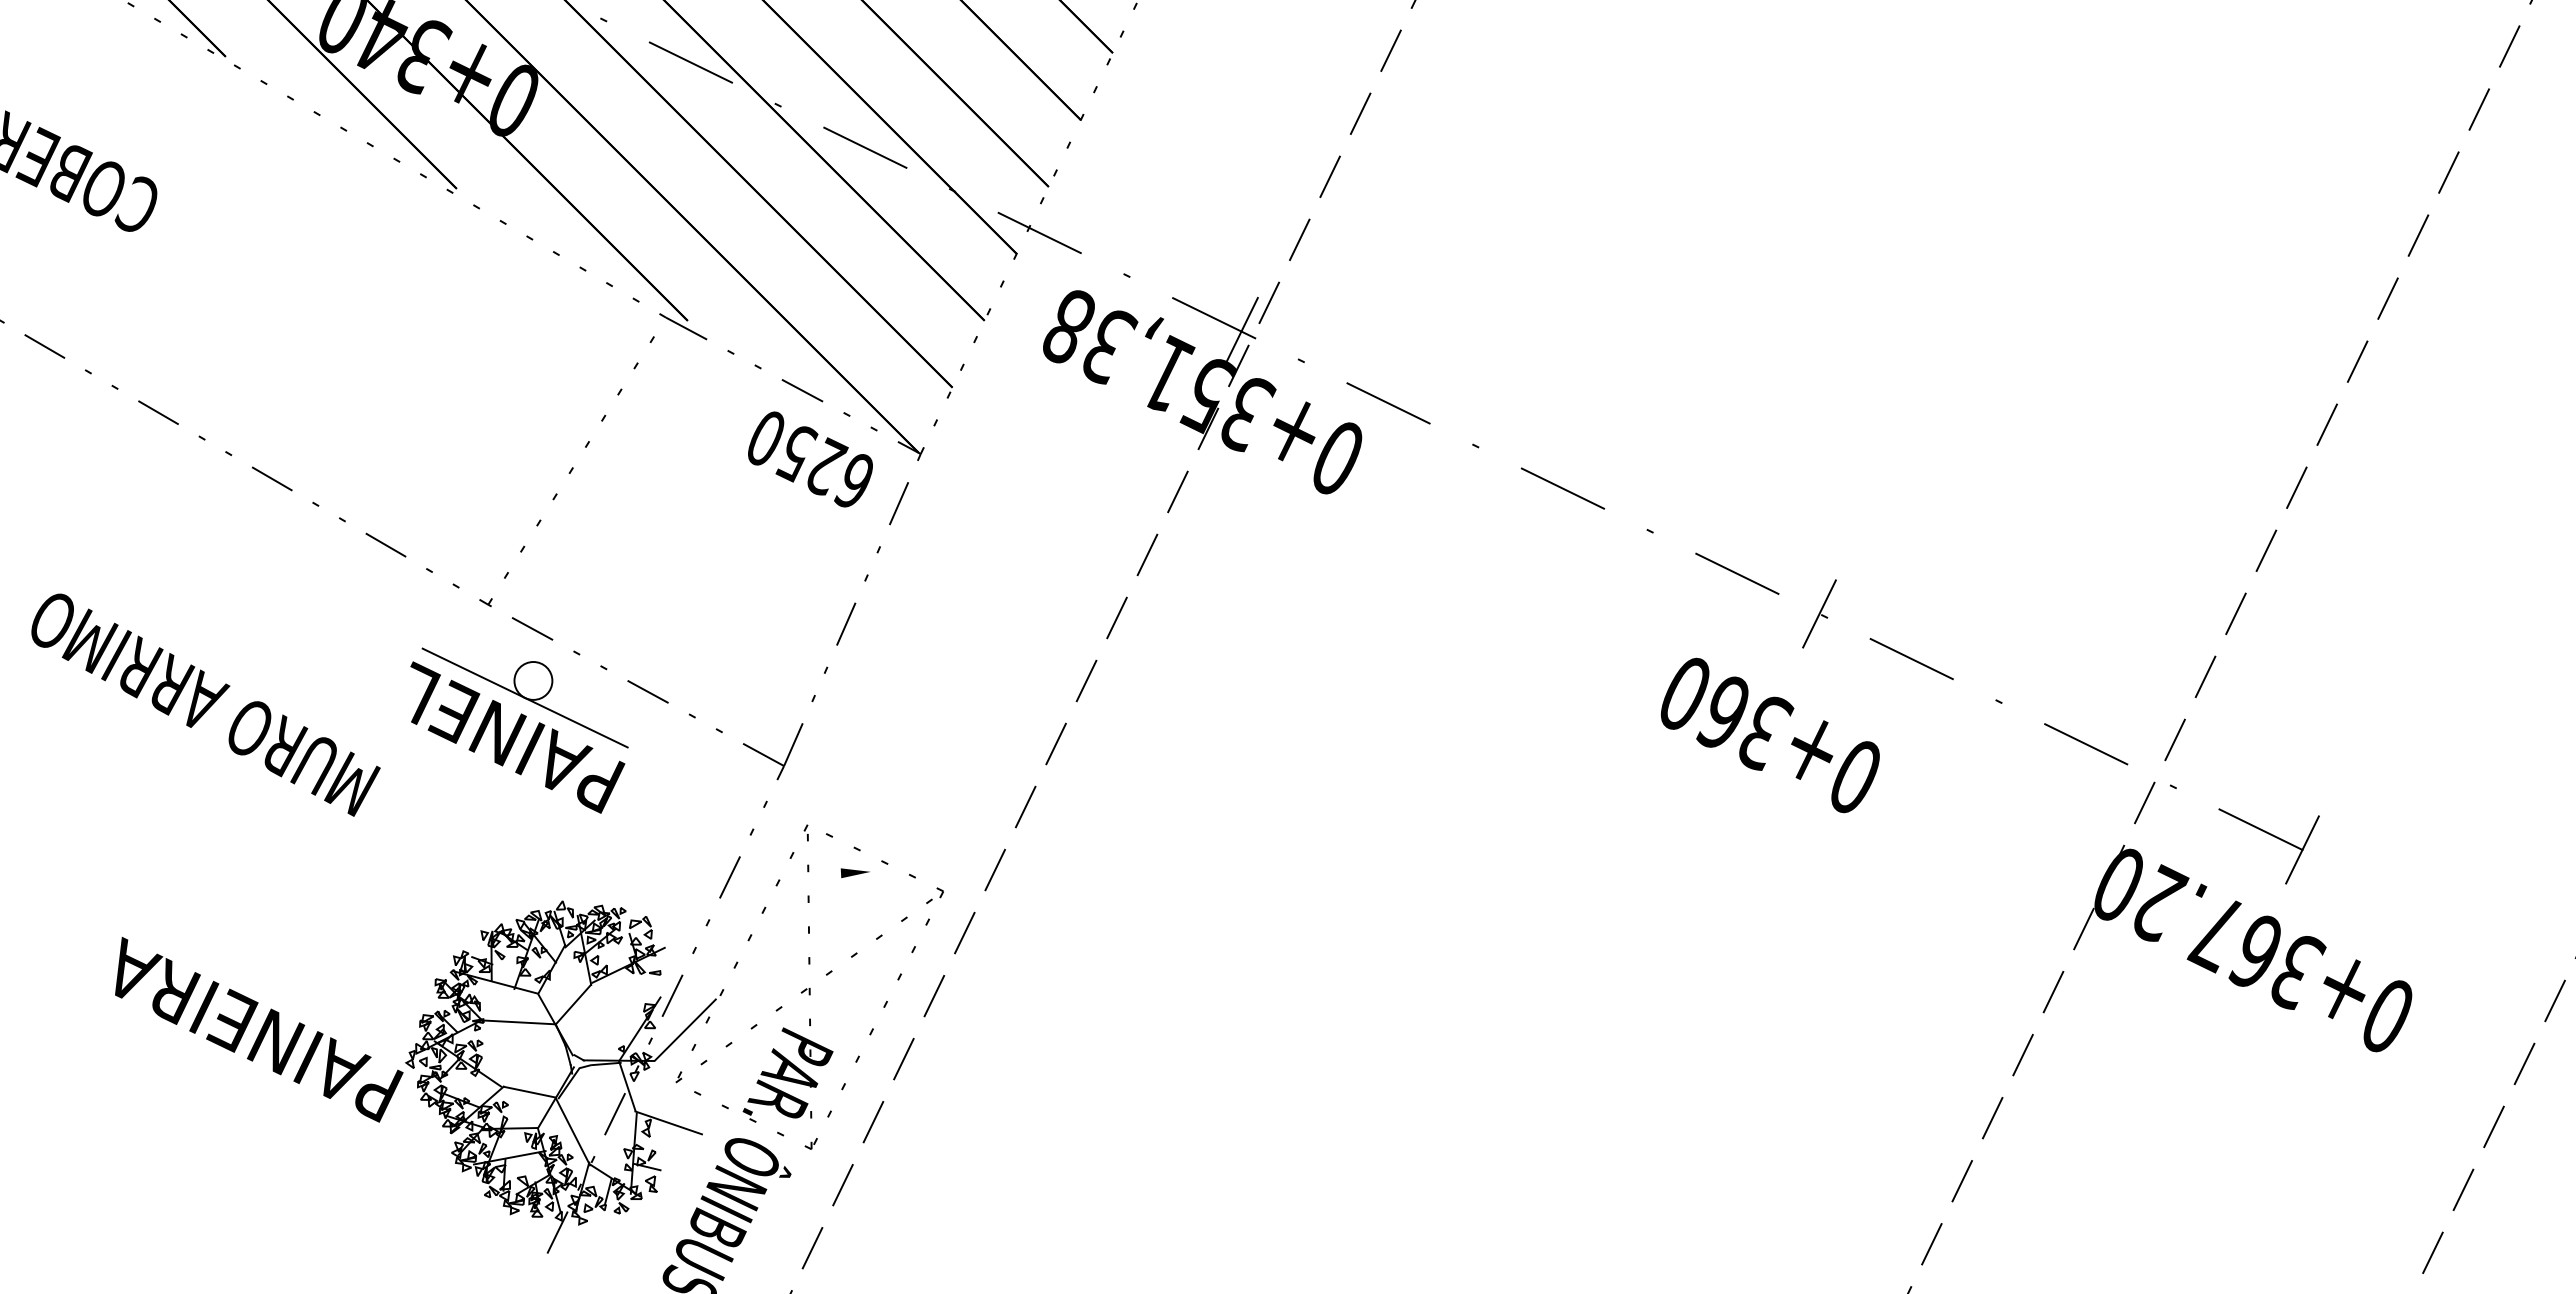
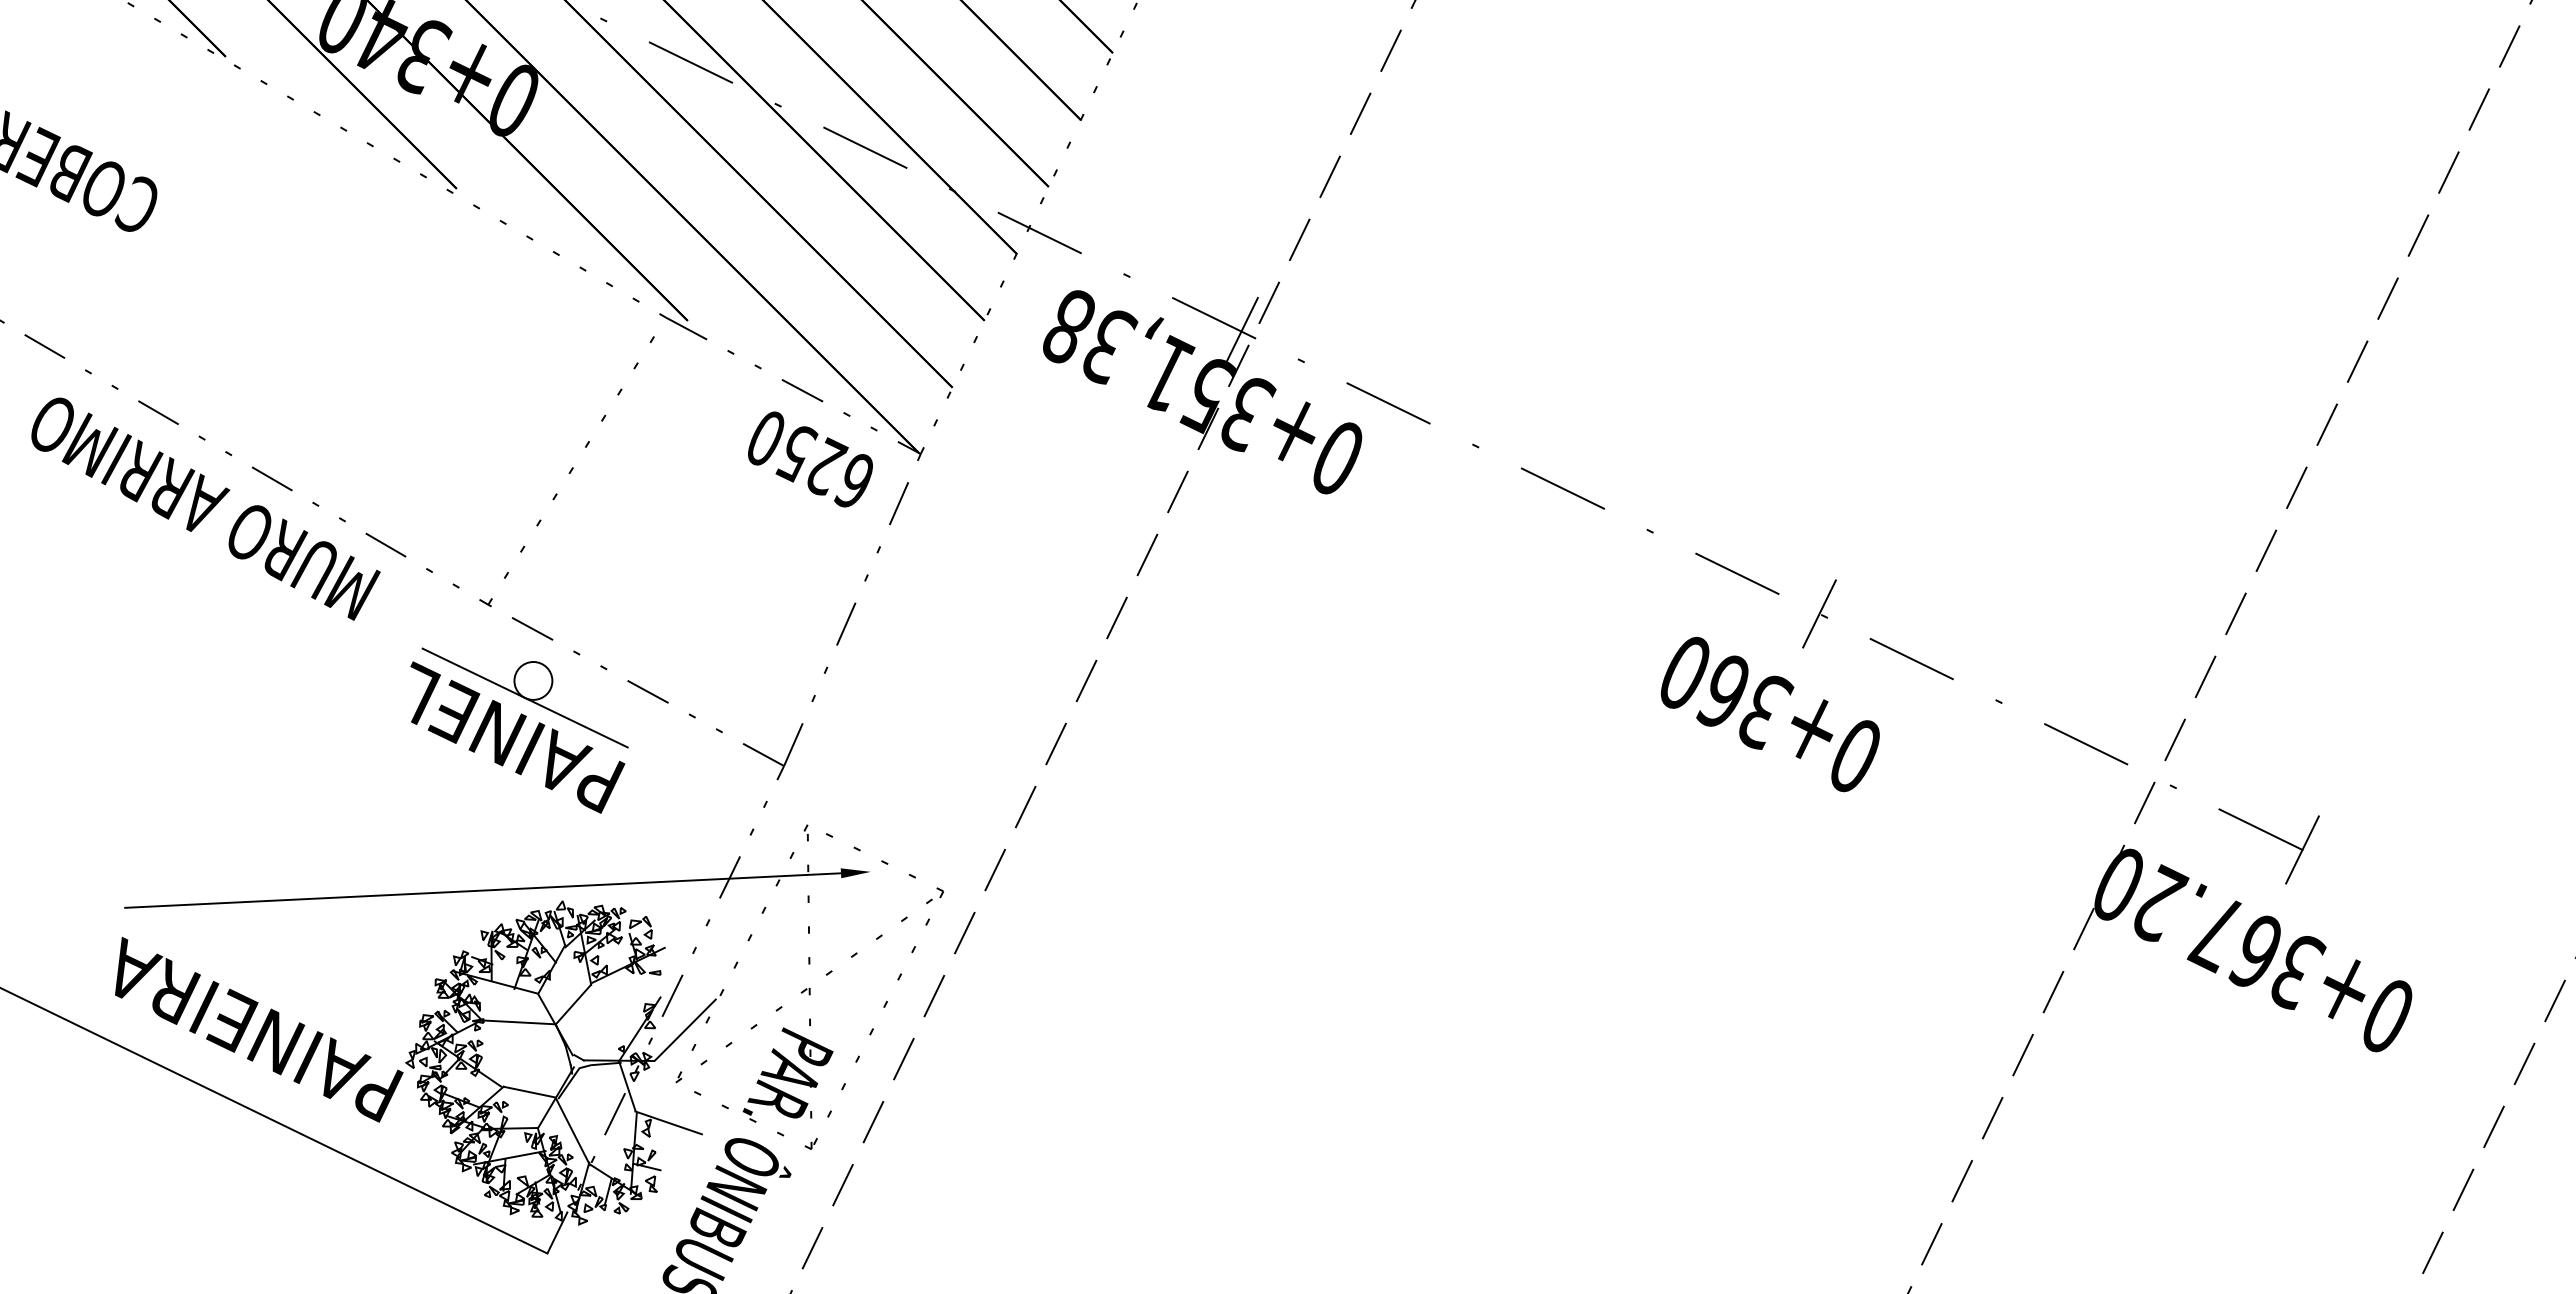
text position: (205, 704) -> (205, 508) (205, 508)
text position: (1769, 735) -> (1769, 714) (1769, 714)
line: none -> present (483, 890)
line: none -> present (274, 1120)
